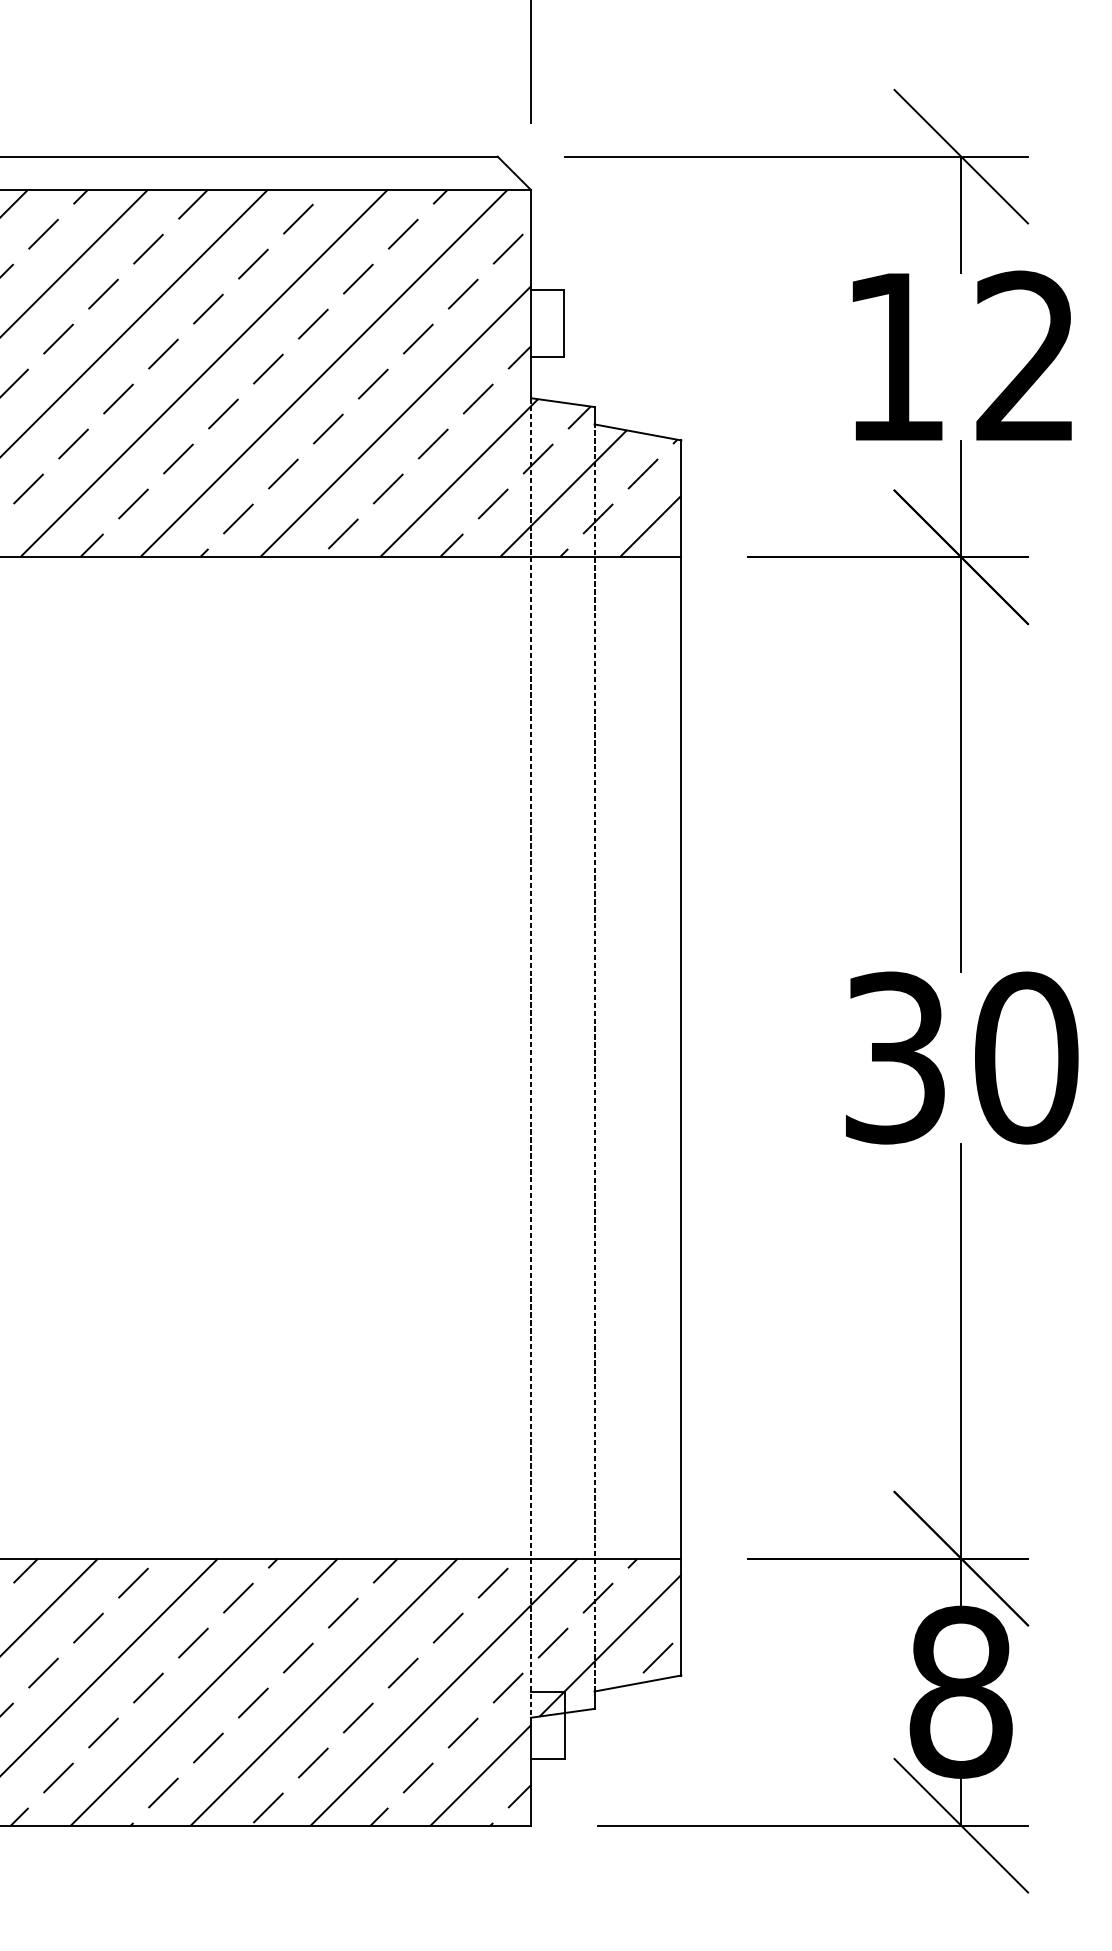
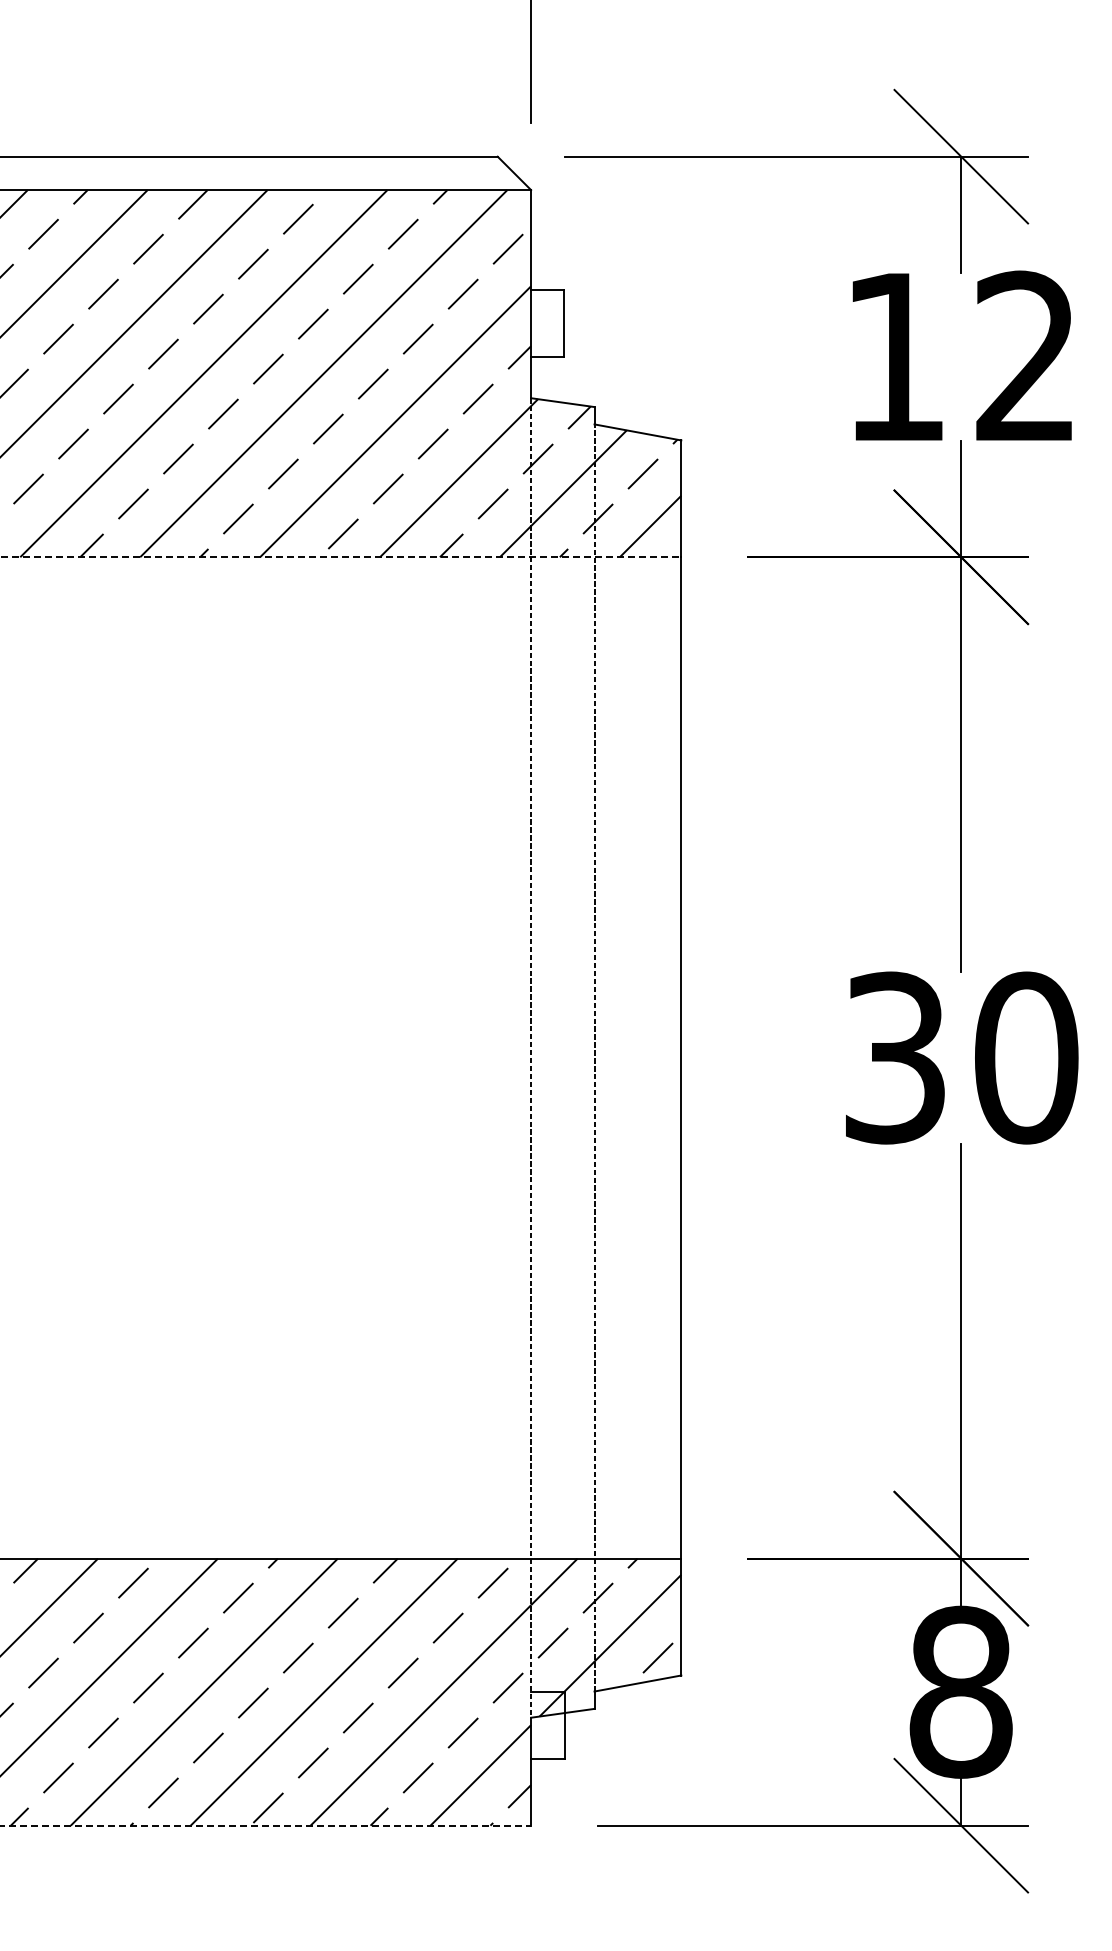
line: solid -> dashed (341, 557)
line: solid -> dashed (266, 1825)
